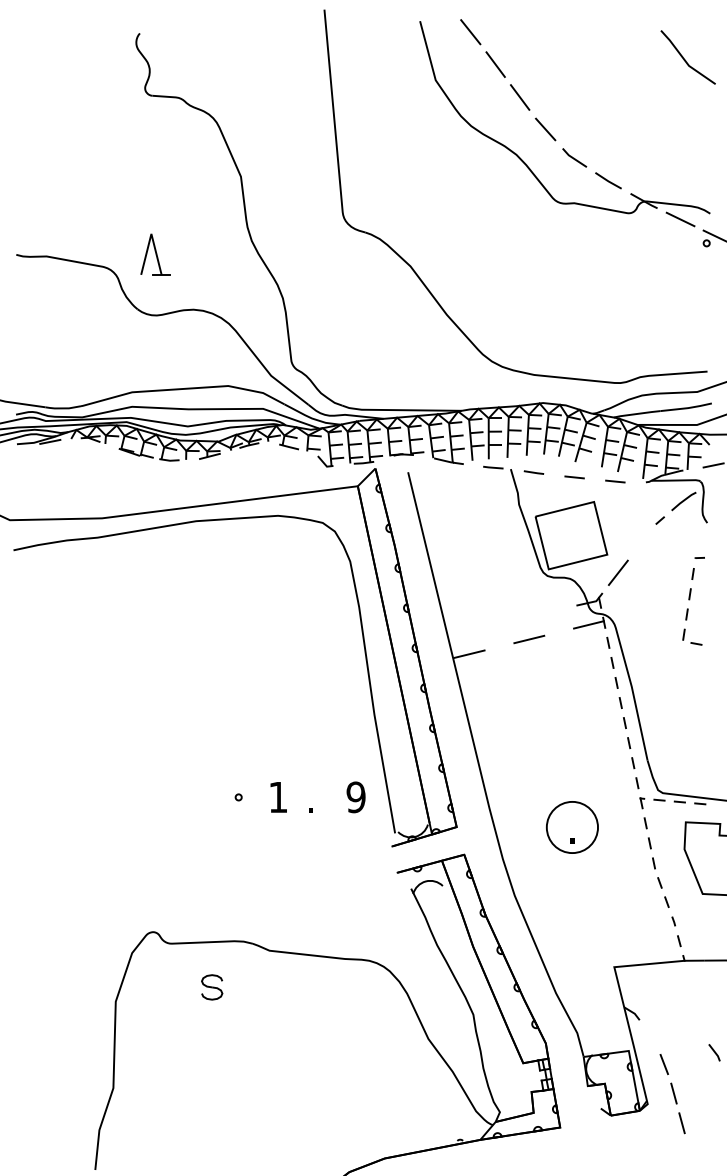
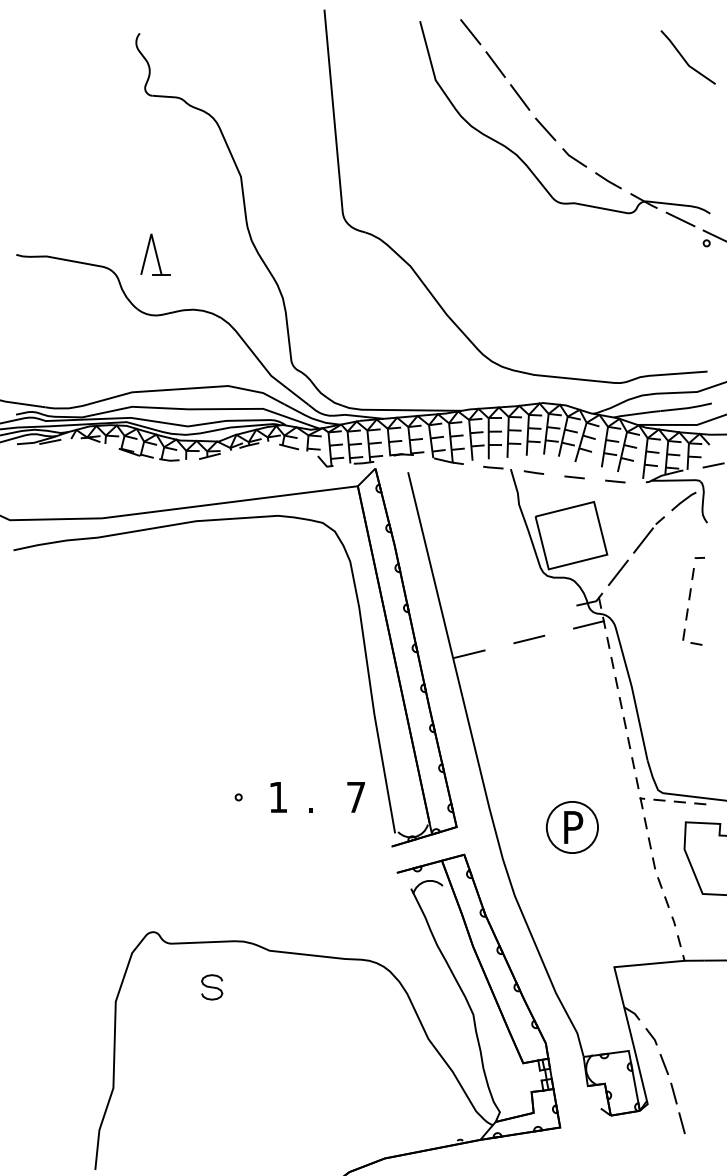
line: none -> present (643, 540)
text: 9 -> 7 (355, 797)
text: . -> P (573, 827)
line position: (714, 1052) -> (651, 1036) (651, 1036)
